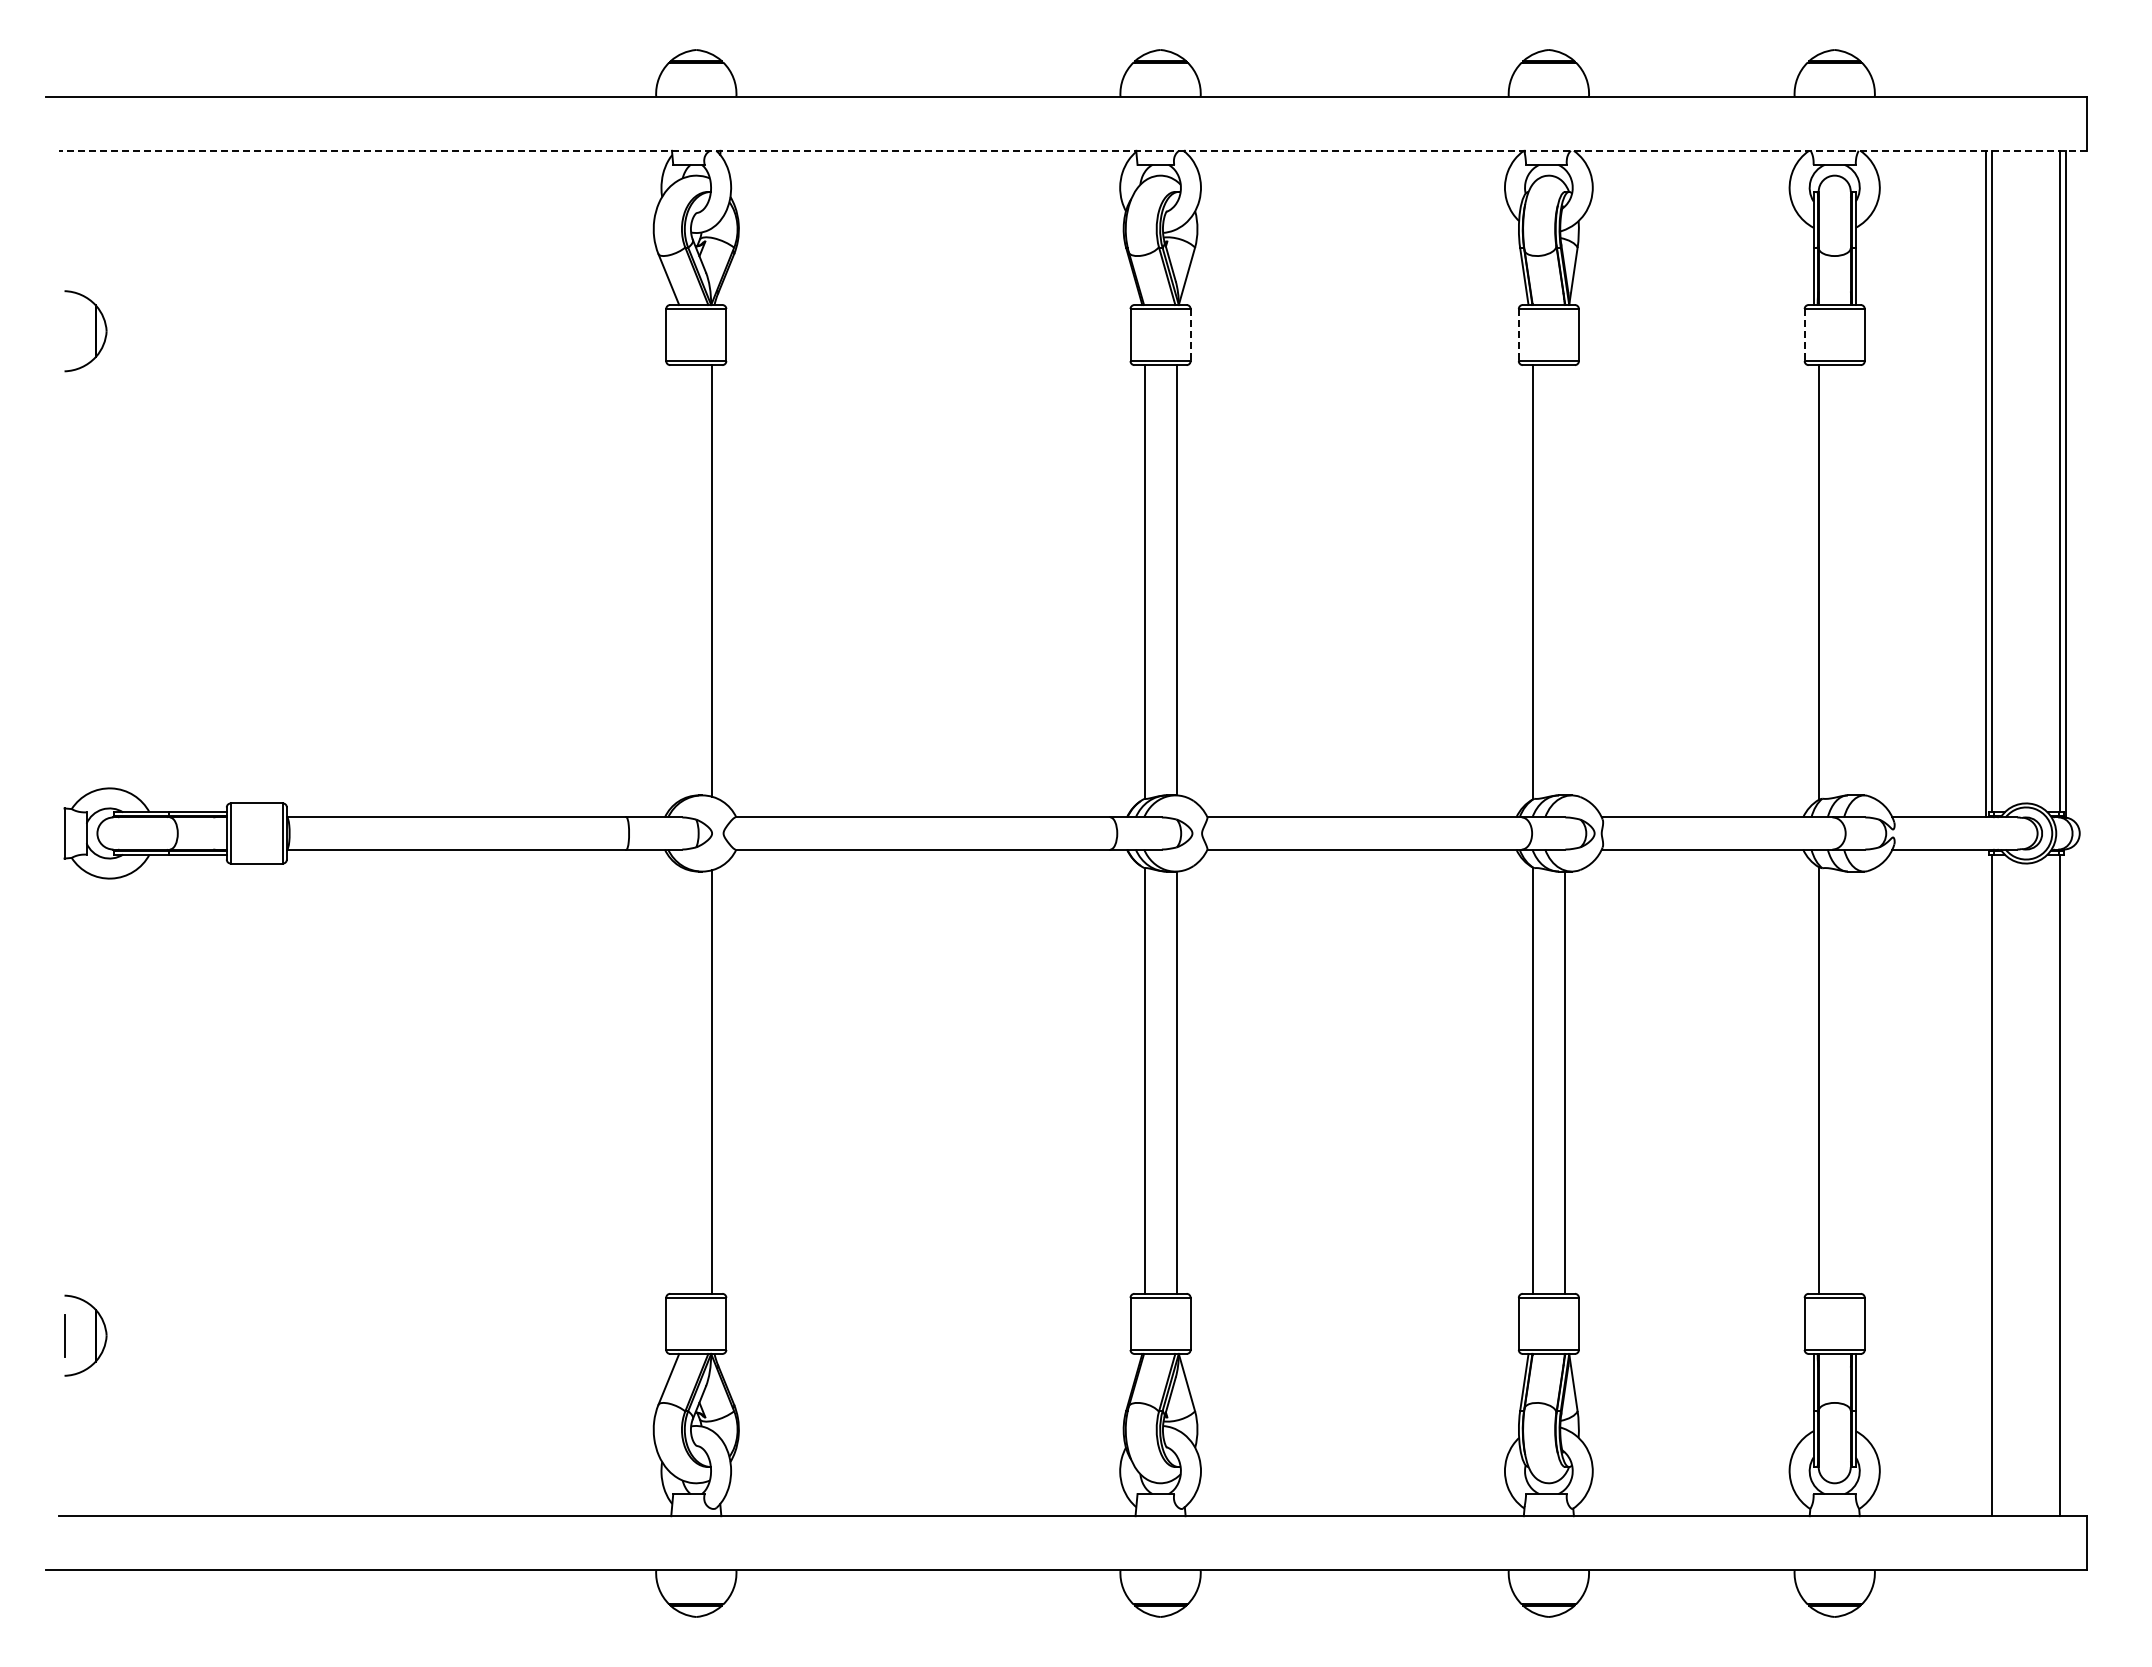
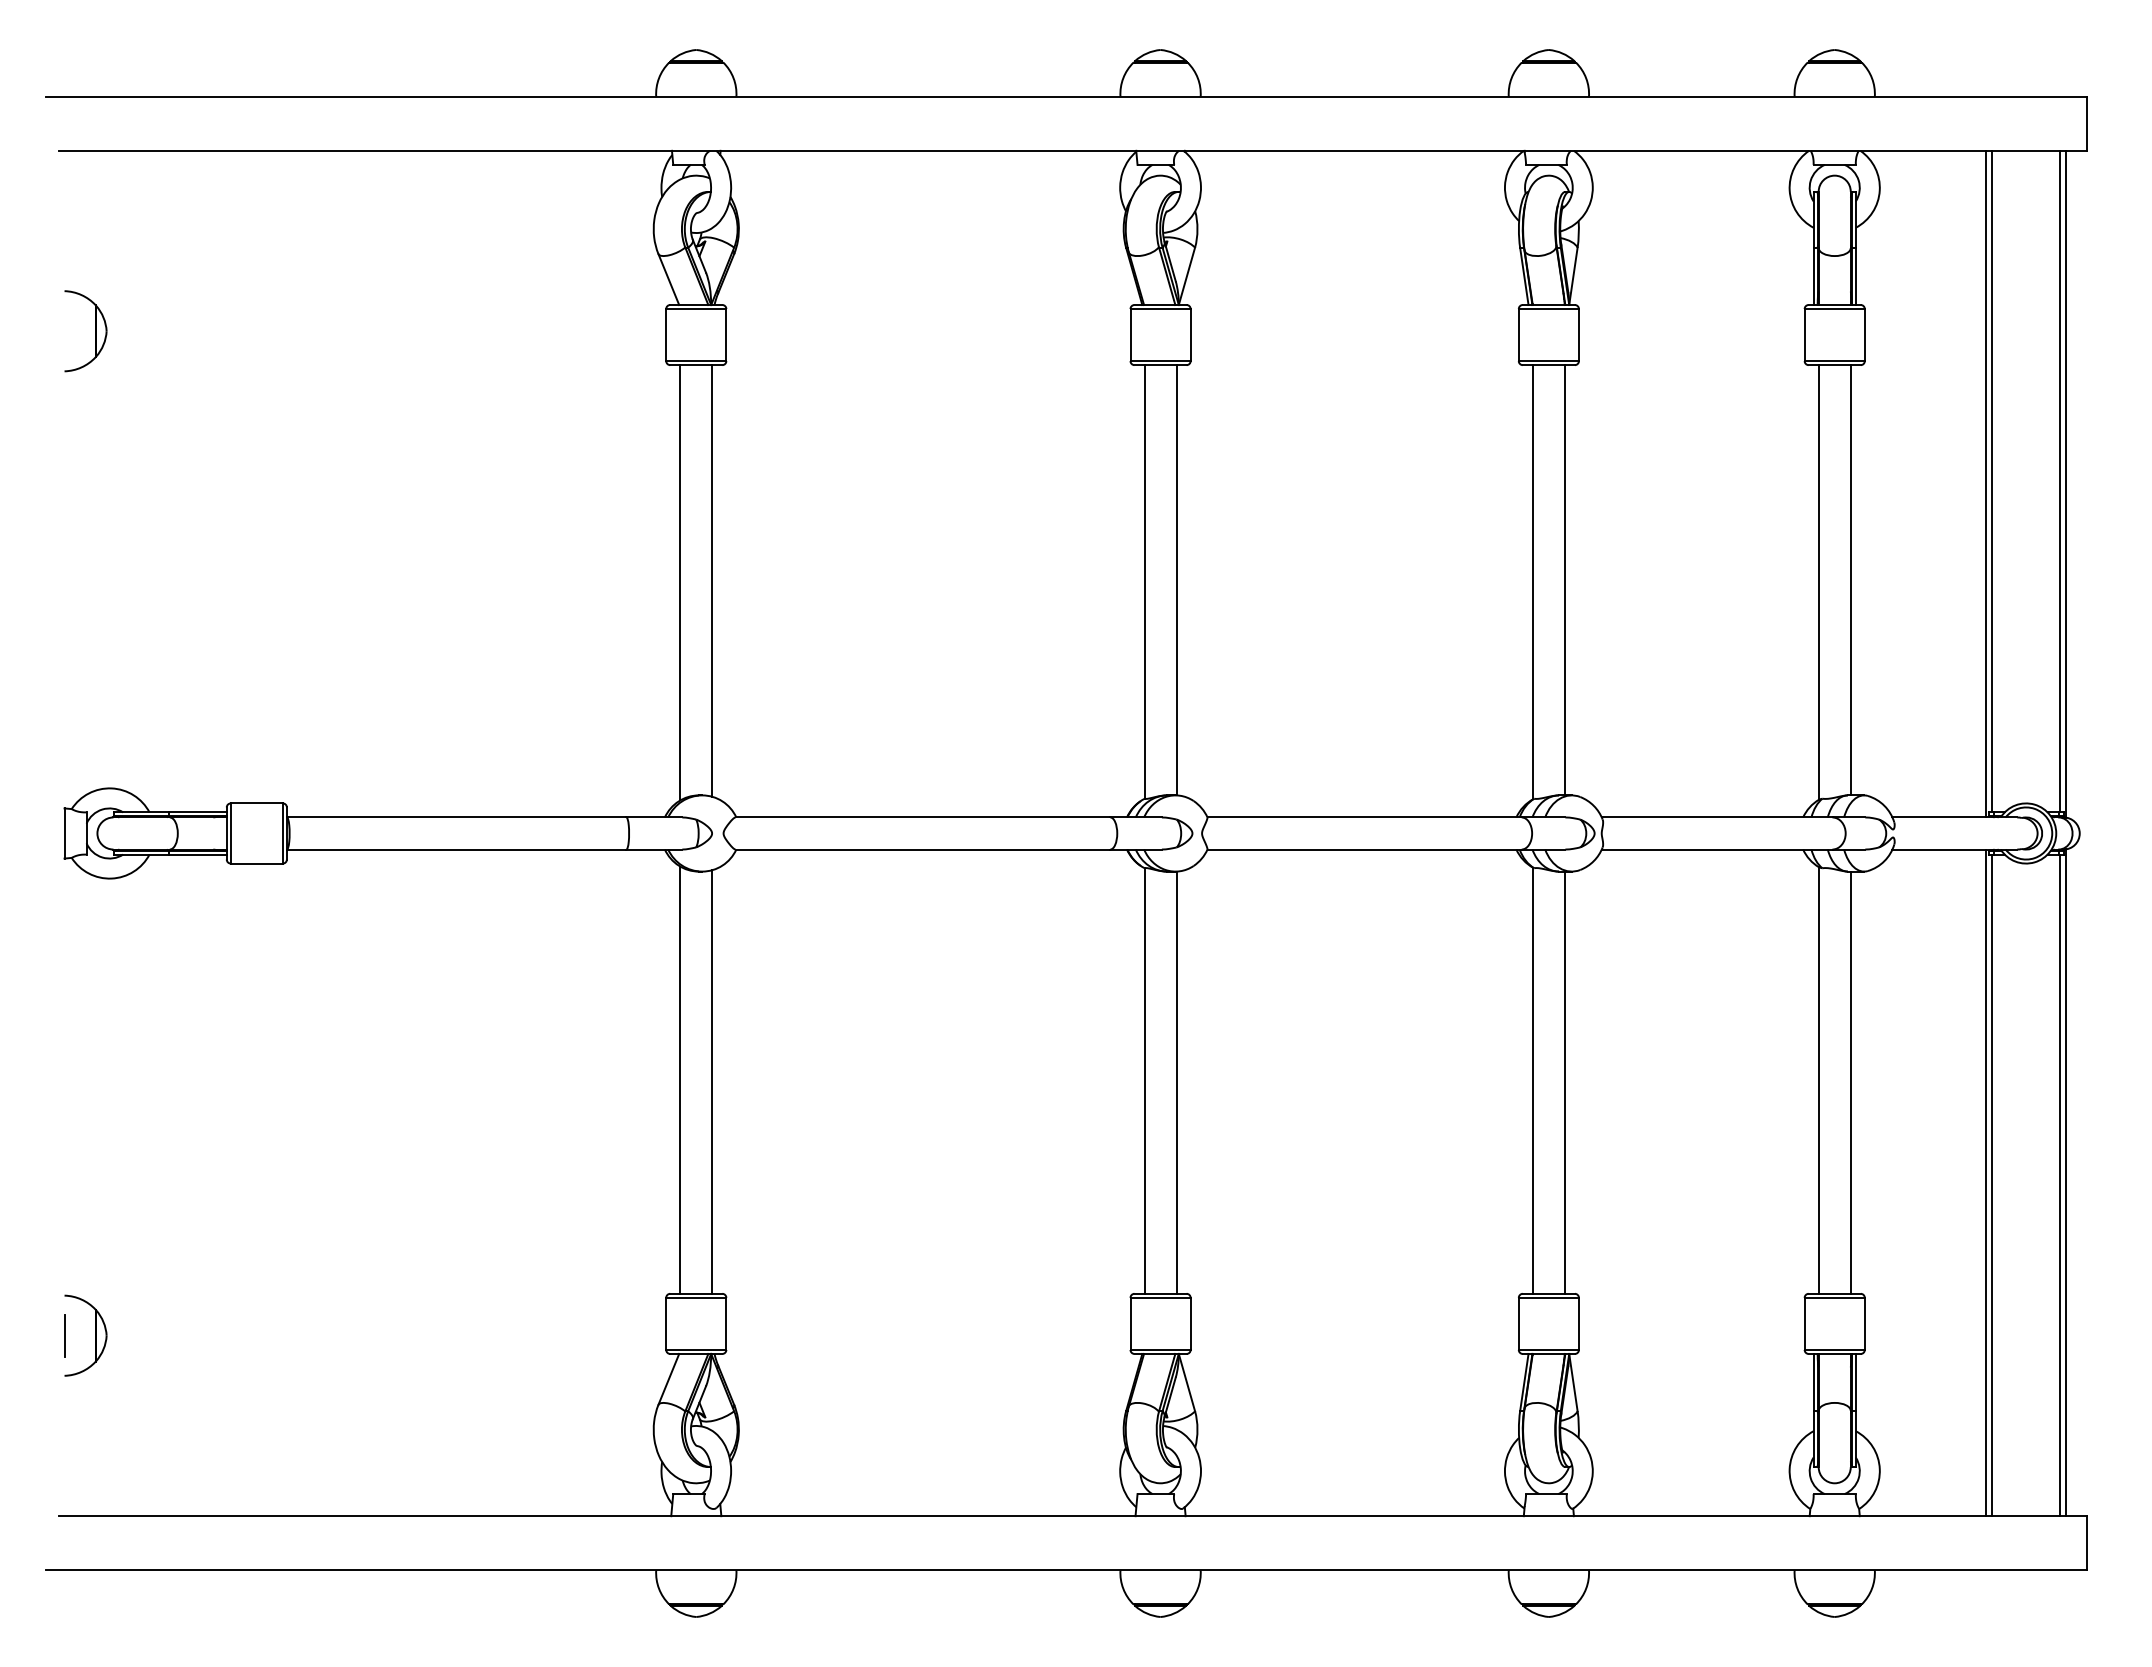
line: dashed -> solid (1072, 150)
line: dashed -> solid (1190, 335)
line: dashed -> solid (1518, 335)
line: dashed -> solid (1804, 335)
line: none -> present (1564, 580)
line: none -> present (1850, 580)
line: none -> present (680, 582)
line: none -> present (680, 1079)
line: none -> present (1850, 1082)
line: none -> present (1986, 1182)
line: none -> present (2066, 1182)
